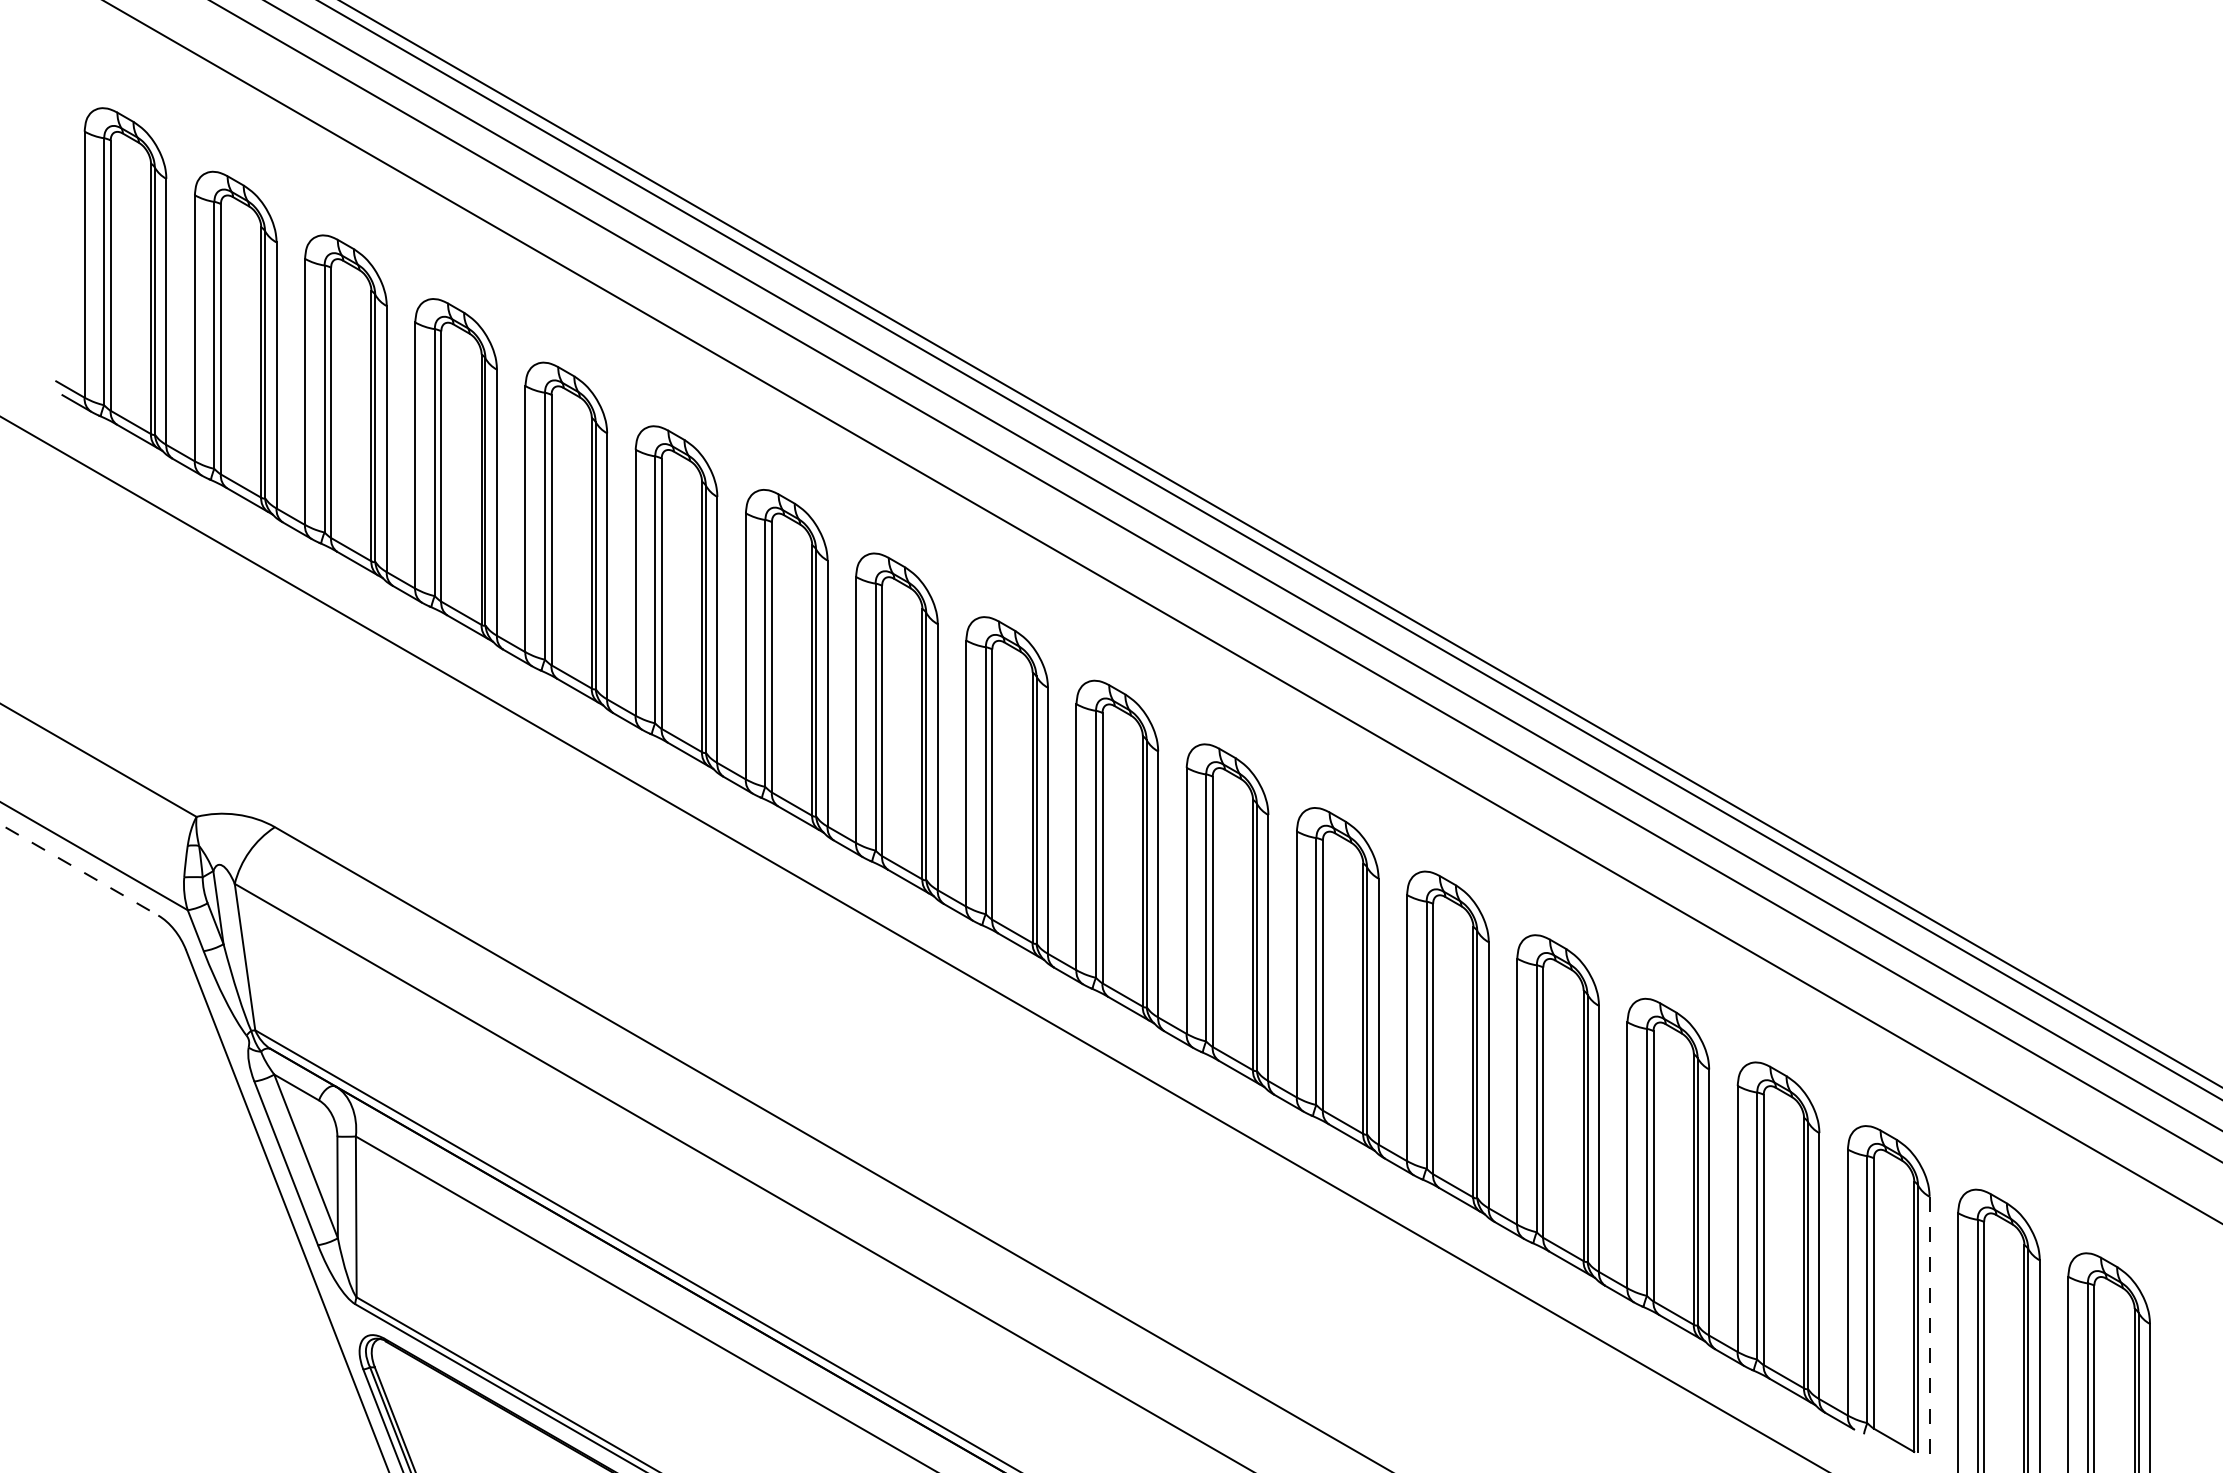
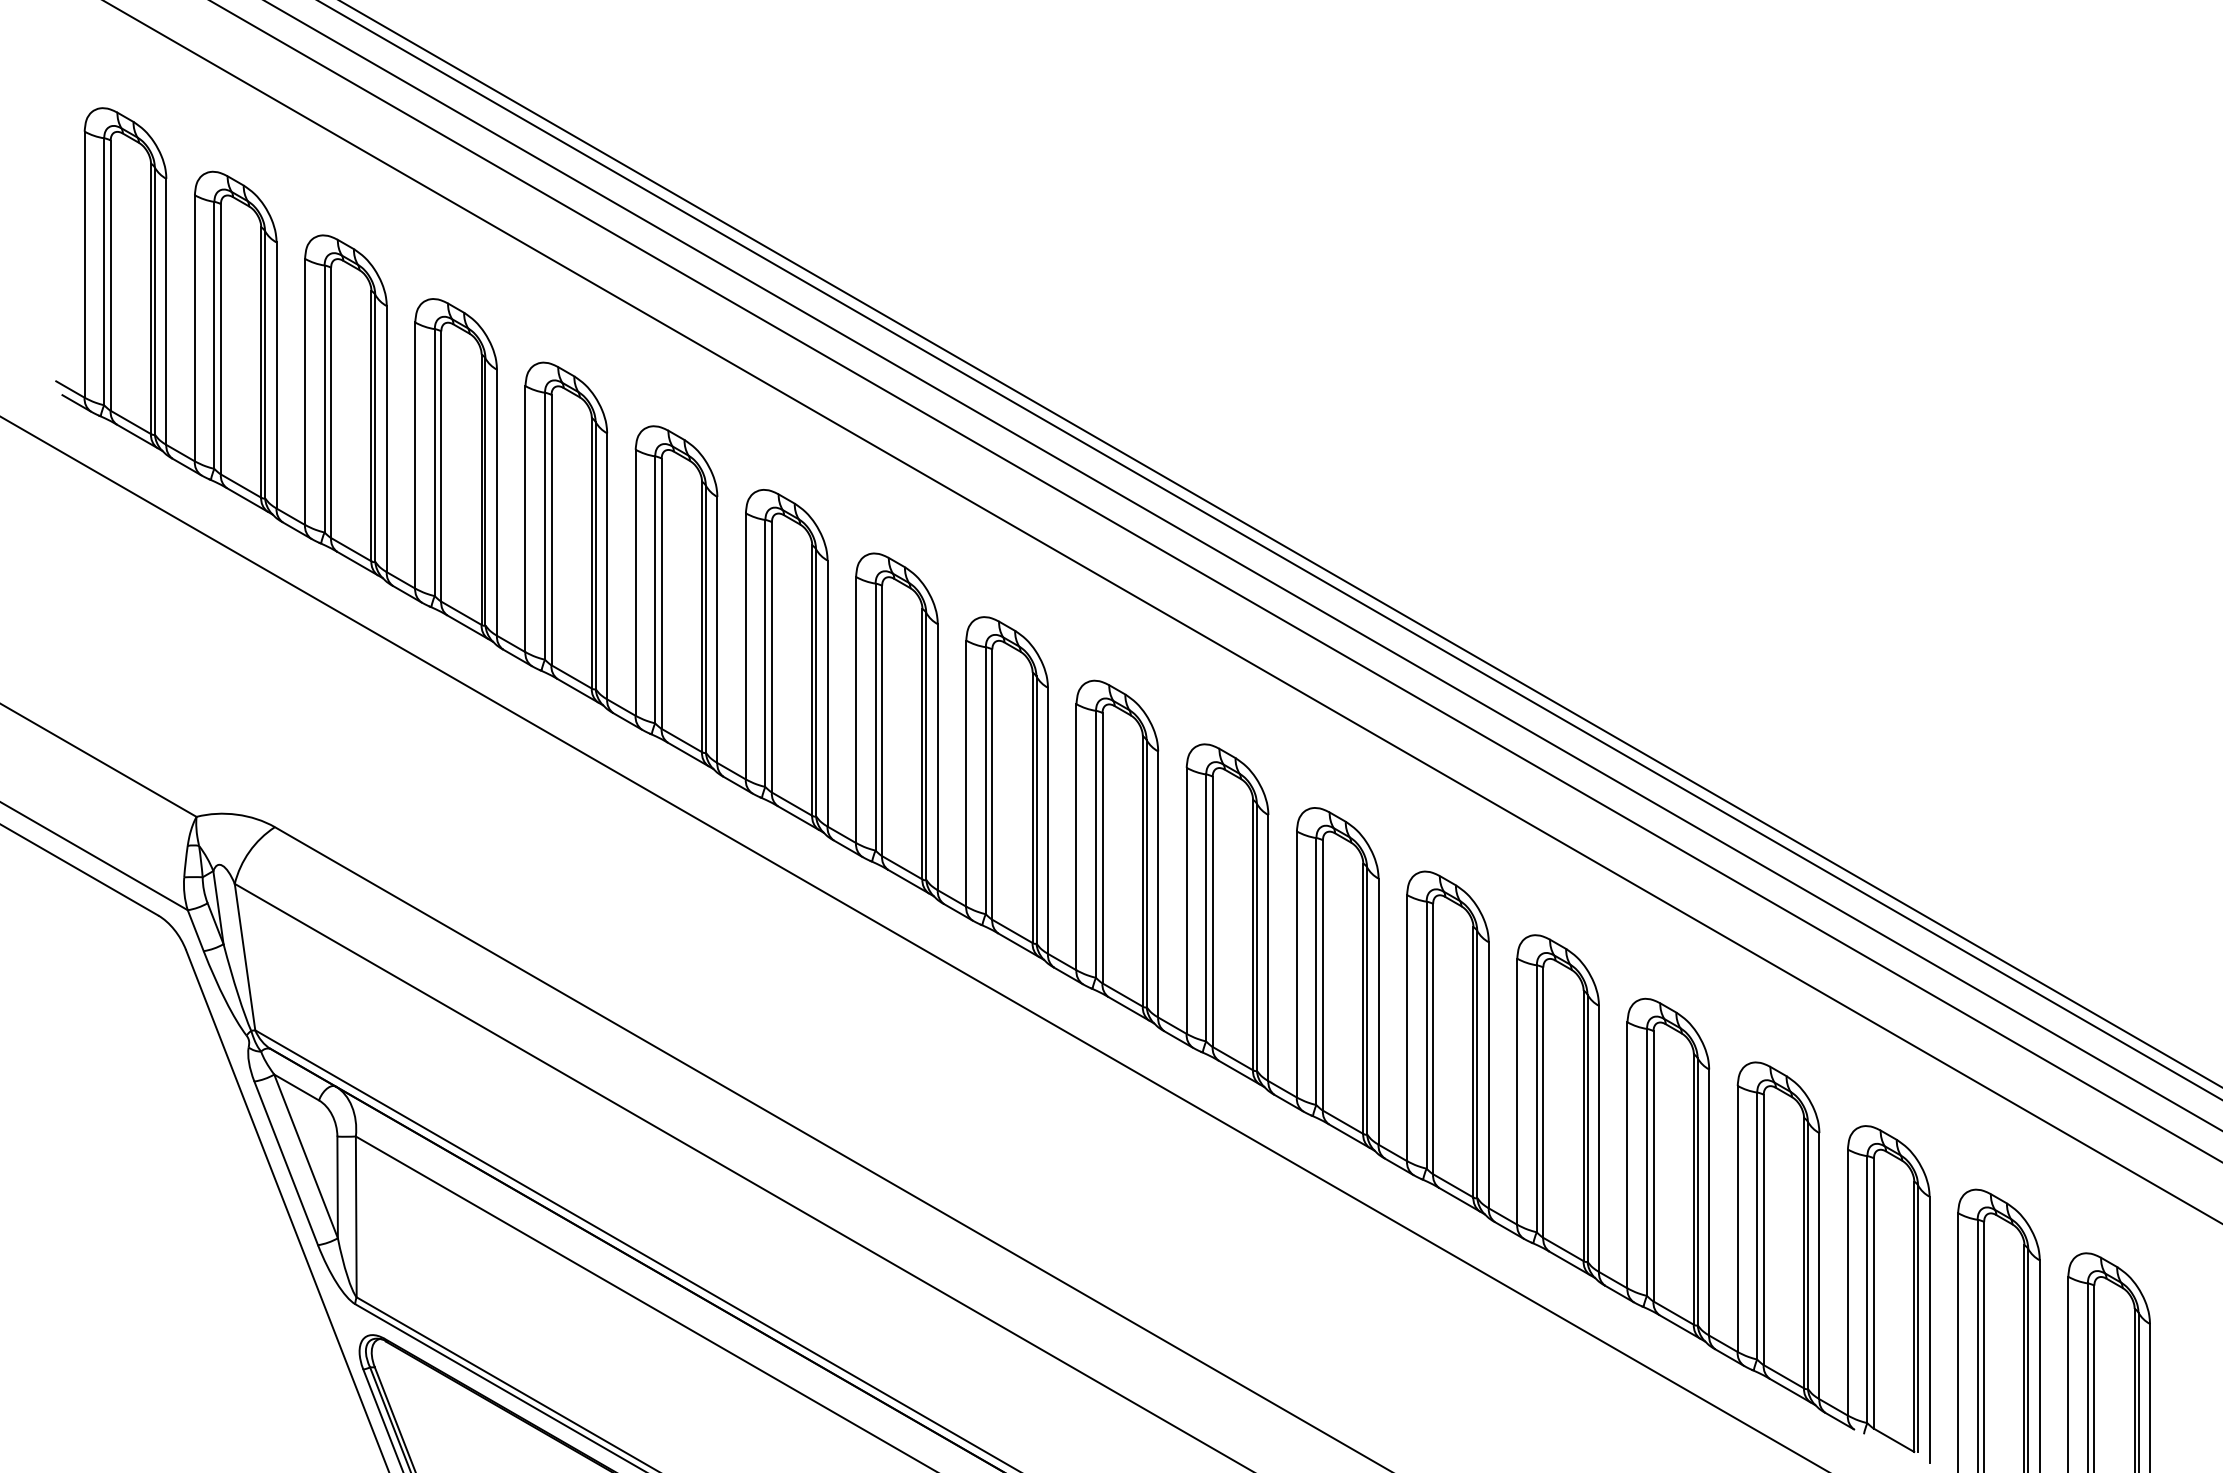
line: dashed -> solid (79, 870)
line: dashed -> solid (1929, 1330)
